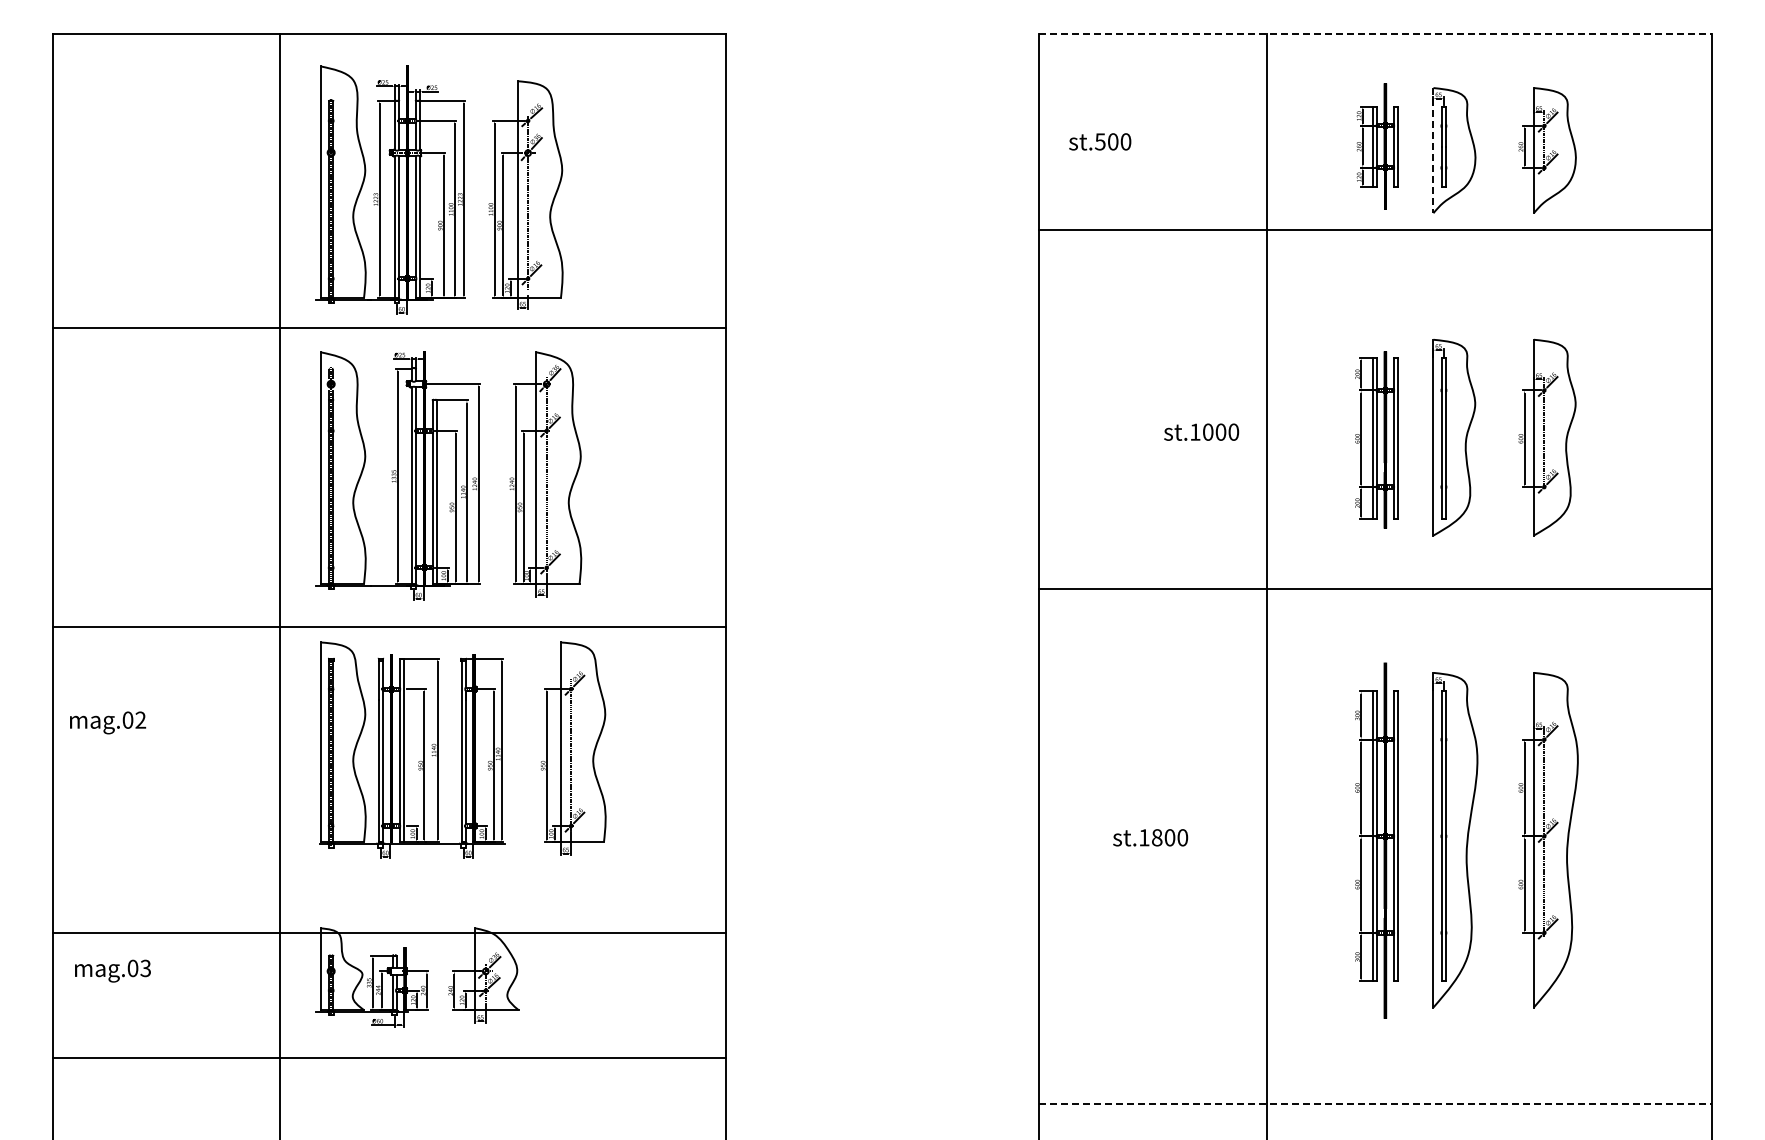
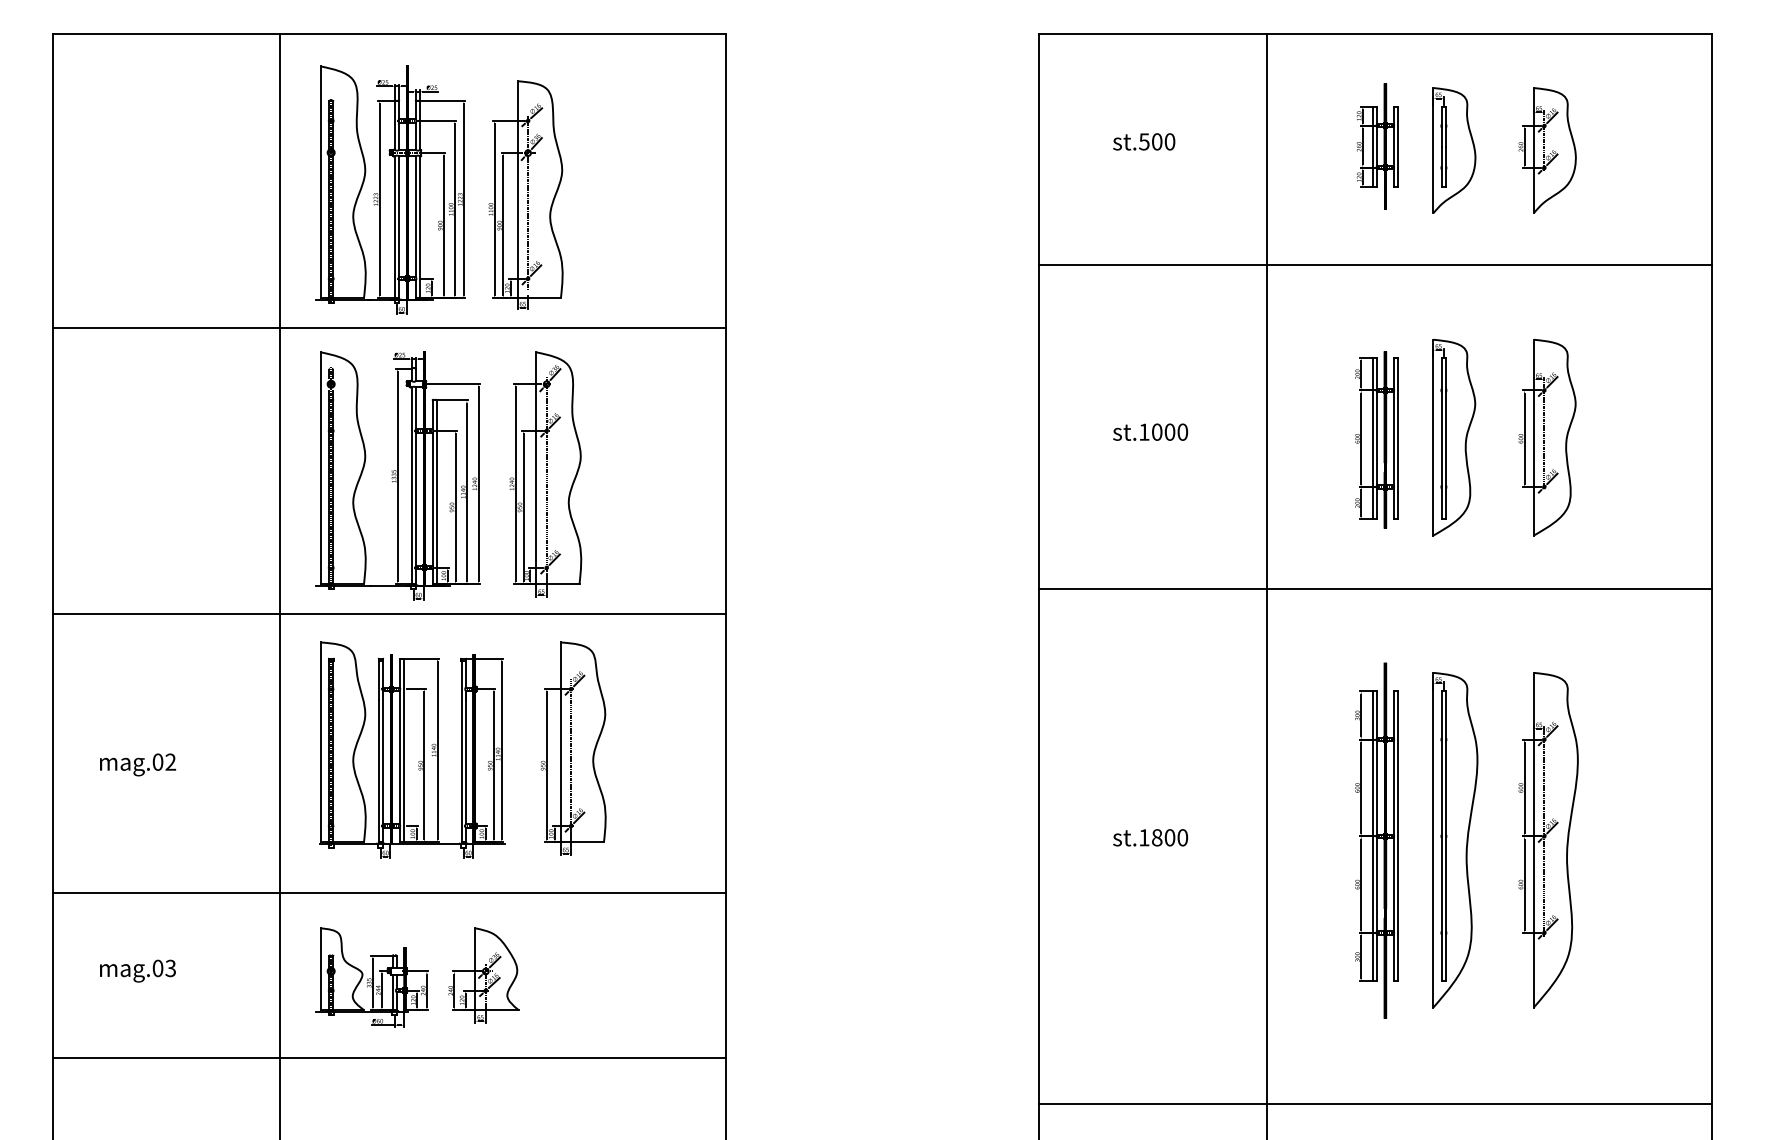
line: dashed -> solid (1376, 34)
text position: (1100, 141) -> (1144, 141) (1144, 141)
line: dashed -> solid (1433, 150)
line position: (1375, 230) -> (1375, 265) (1375, 265)
text position: (1201, 431) -> (1150, 431) (1150, 431)
line position: (388, 626) -> (388, 613) (388, 613)
text position: (108, 722) -> (138, 764) (138, 764)
line position: (388, 933) -> (388, 893) (388, 893)
text position: (112, 970) -> (137, 970) (137, 970)
line: dashed -> solid (1376, 1103)
